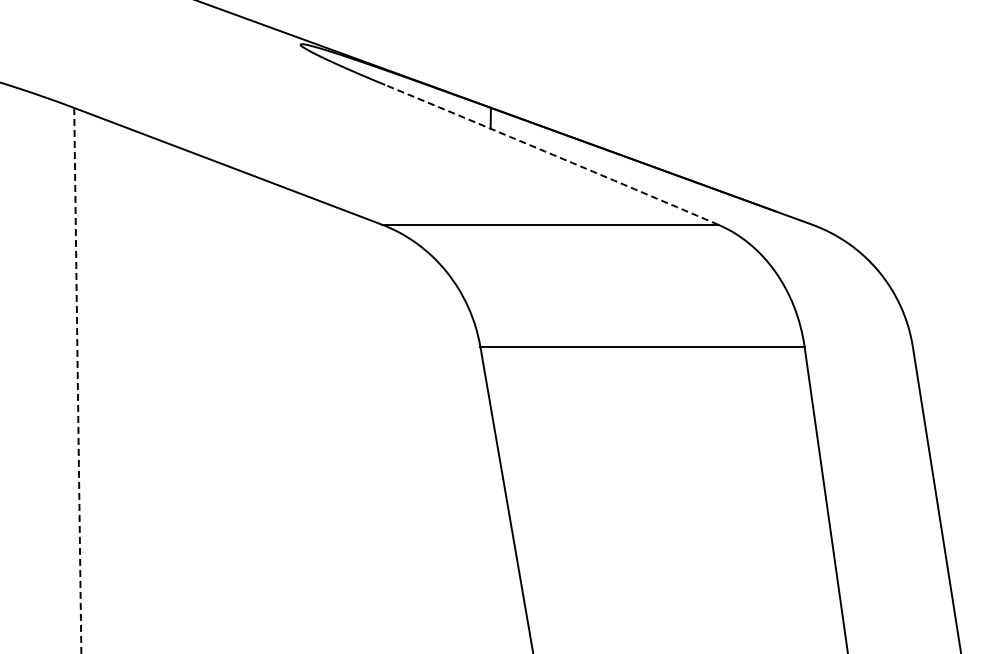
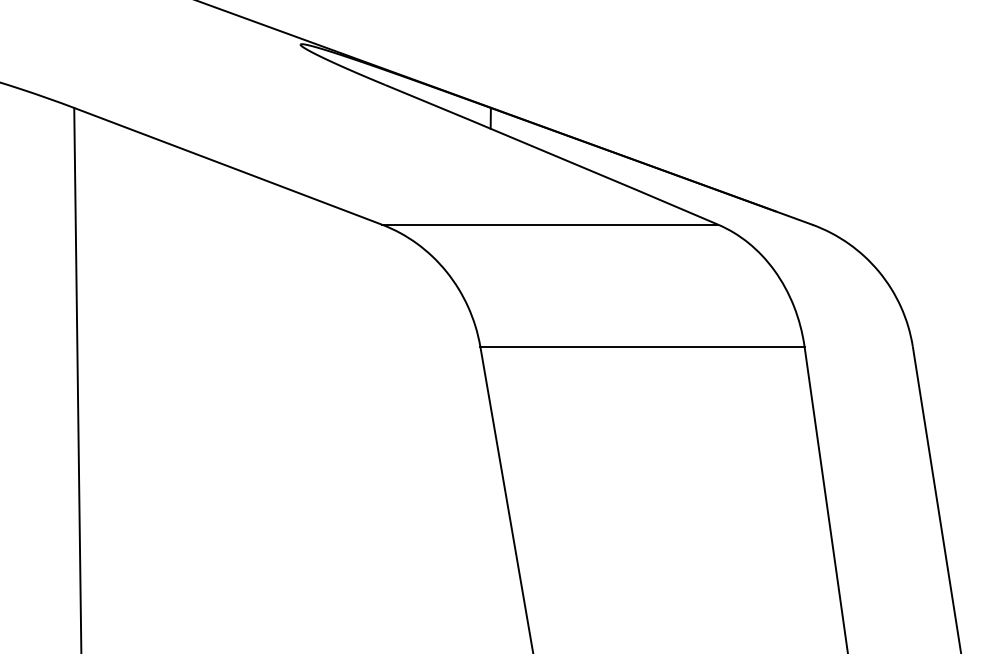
arc: dashed -> solid (552, 154)
line: dashed -> solid (77, 380)
